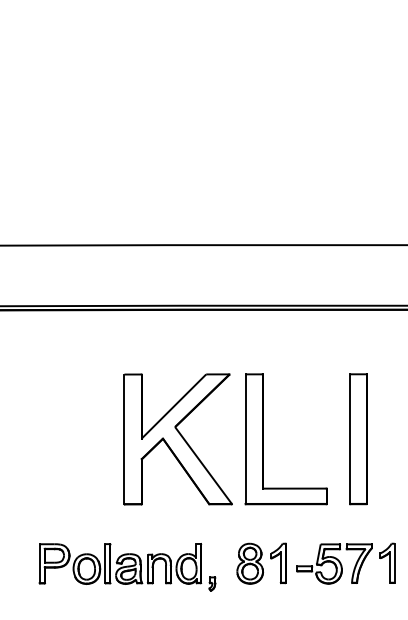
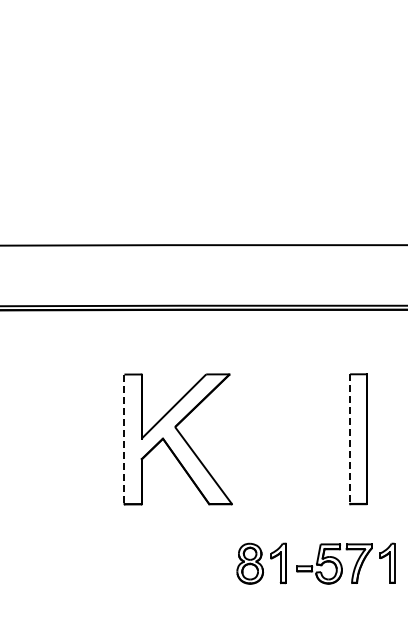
line: solid -> dashed (124, 439)
part: present -> none (263, 439)
line: solid -> dashed (350, 439)
part: present -> none (127, 567)
